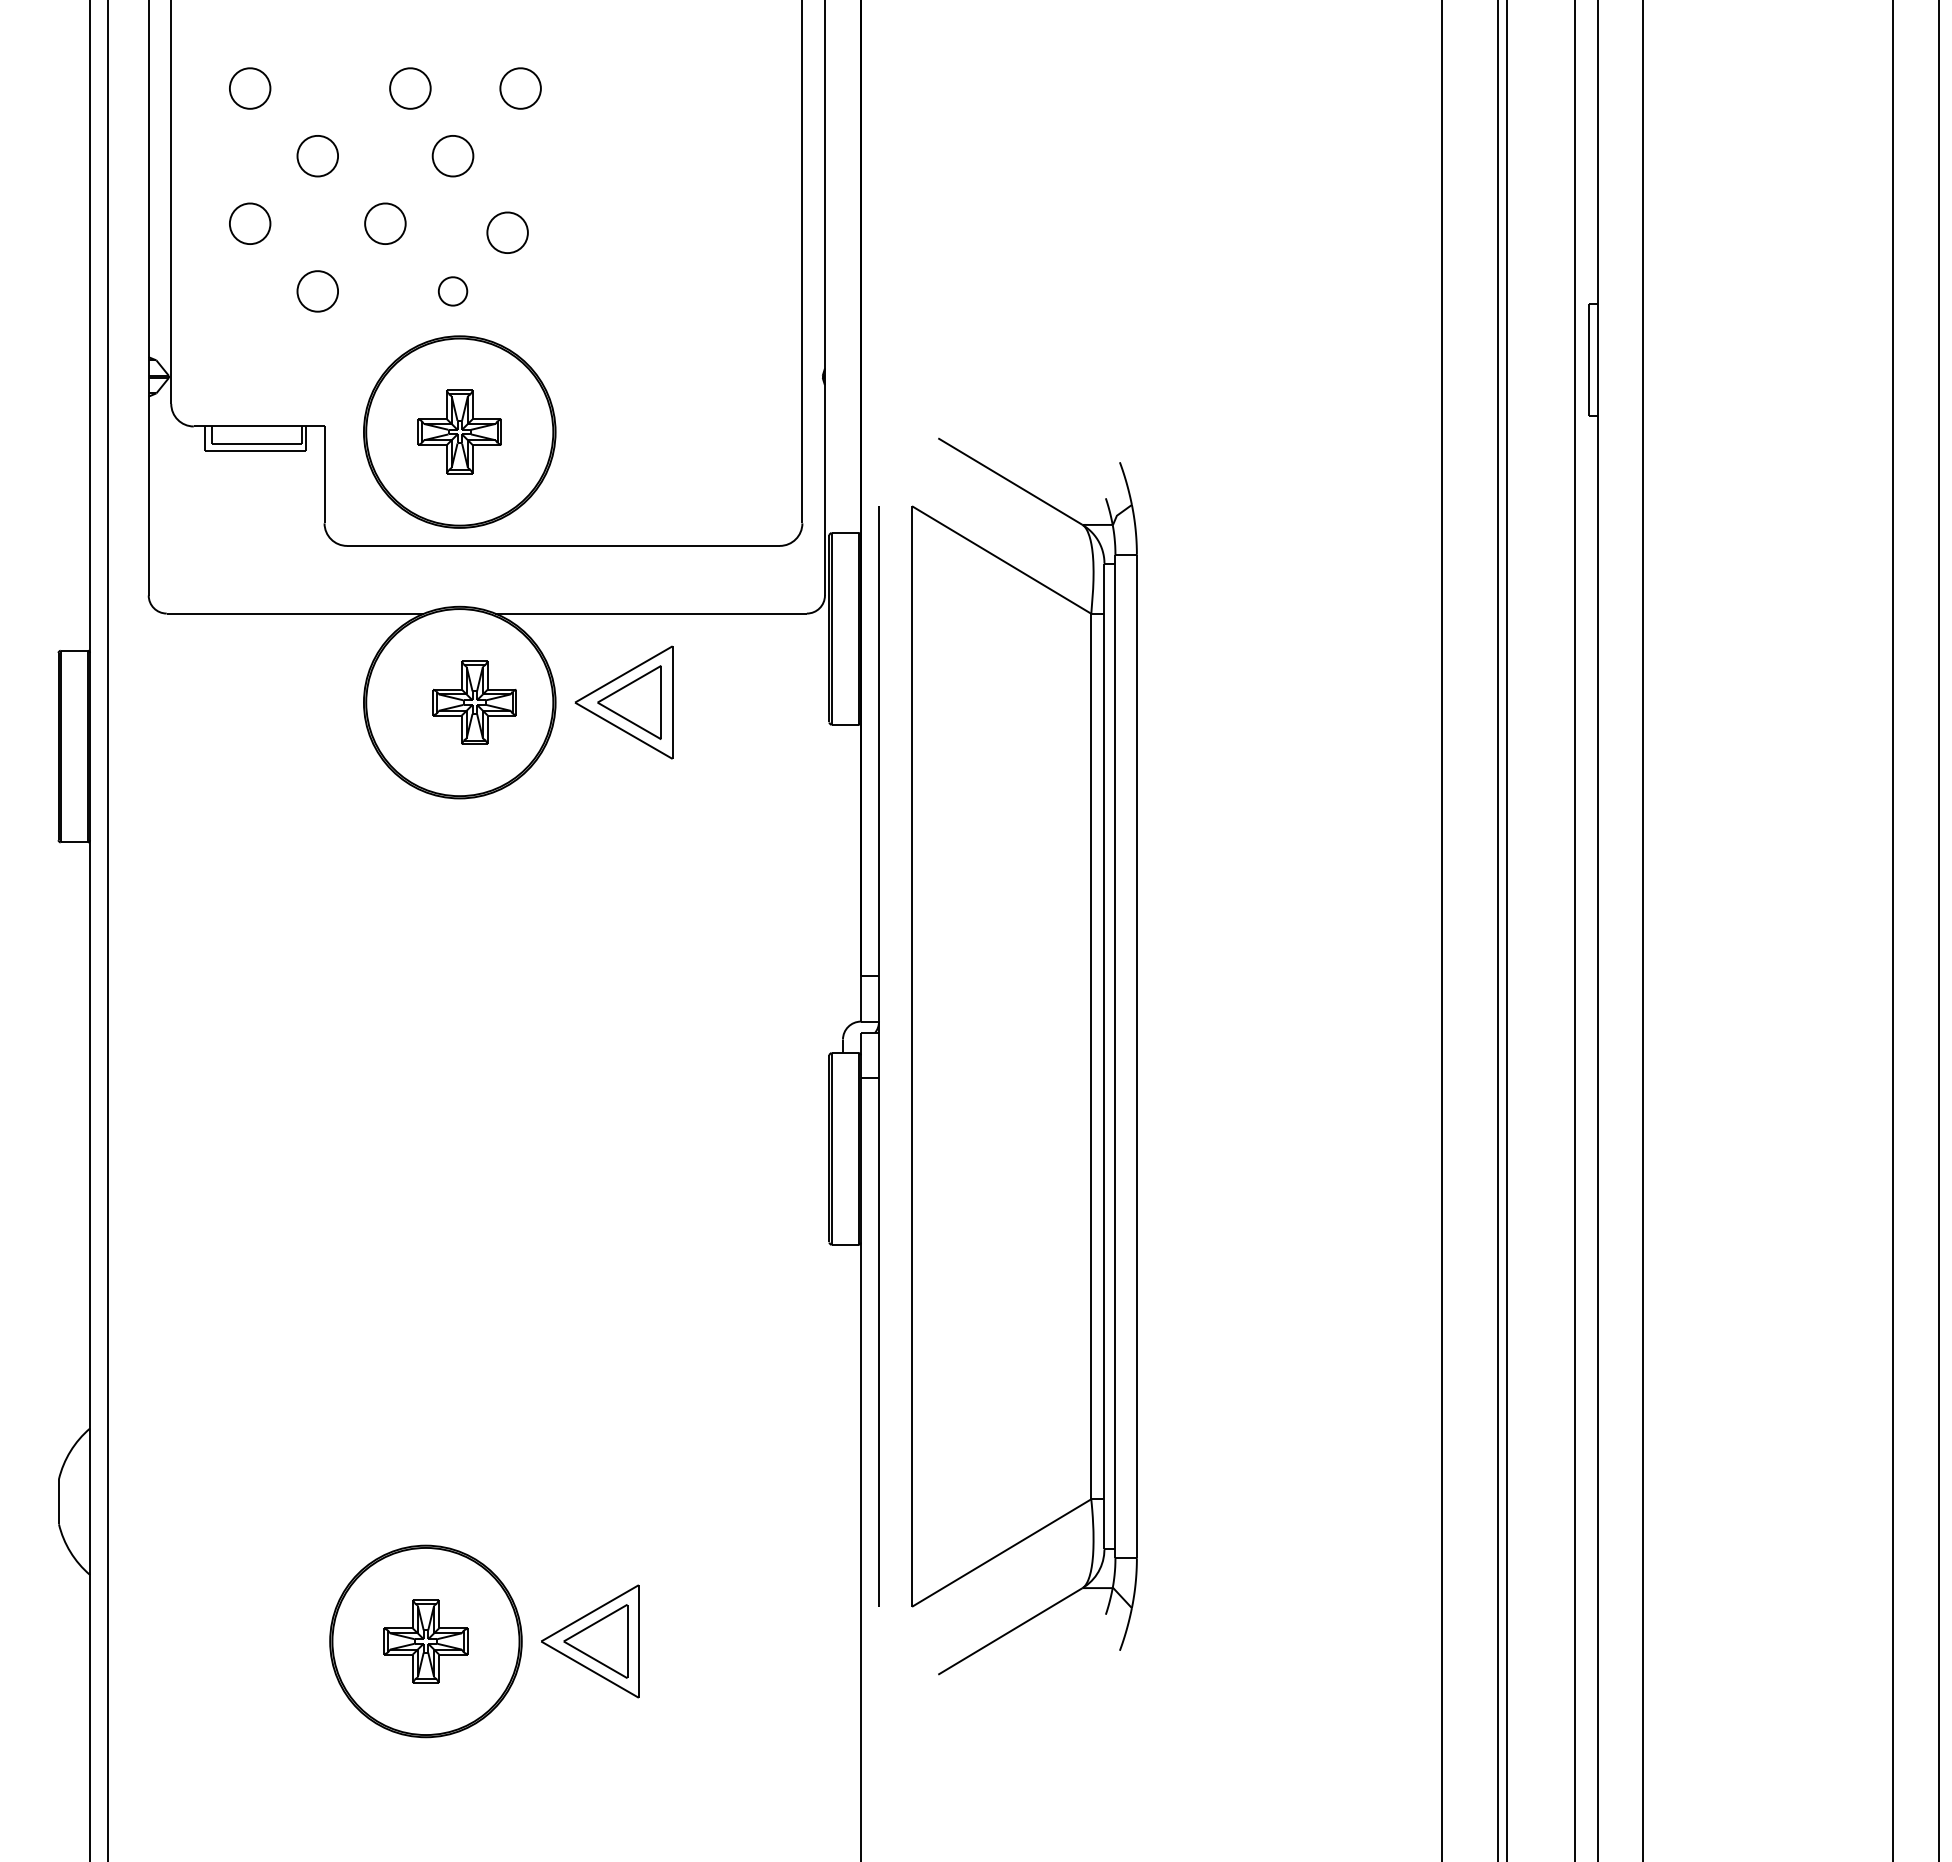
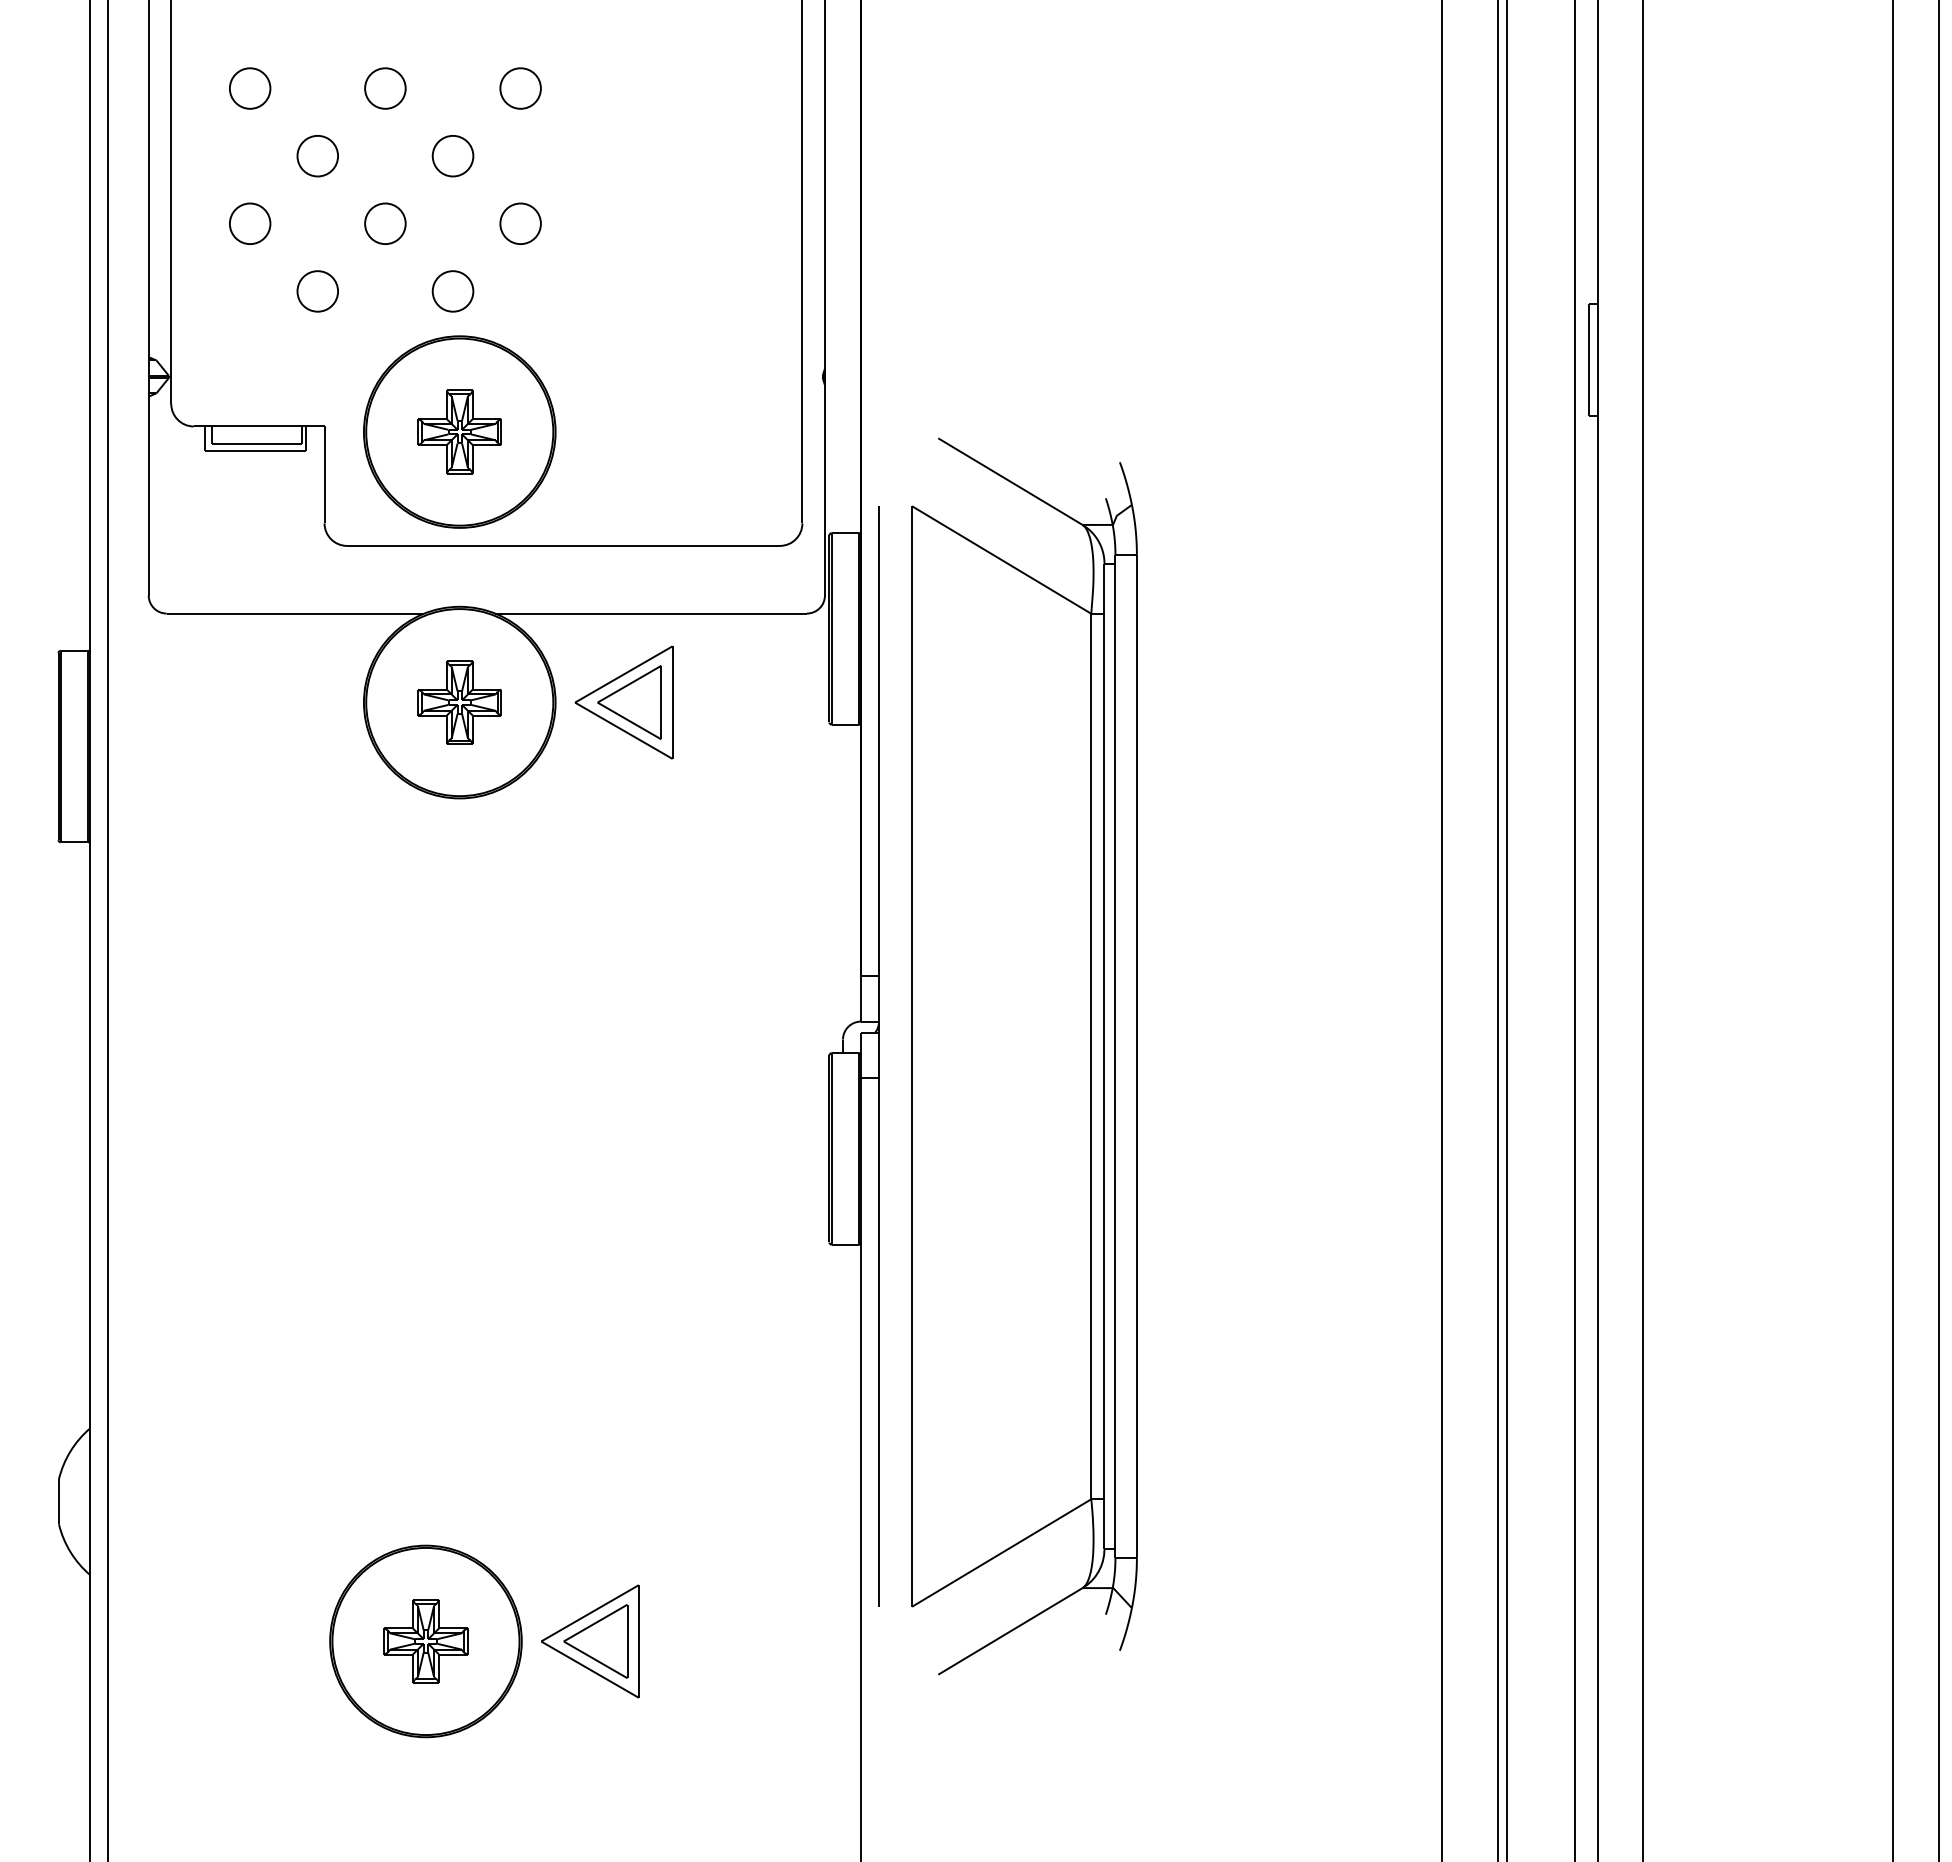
part position: (410, 88) -> (385, 88) (385, 88)
part position: (507, 232) -> (520, 223) (520, 223)
part size: 32x31 px -> 44x43 px (452, 291)
part position: (474, 702) -> (459, 702) (459, 702)
